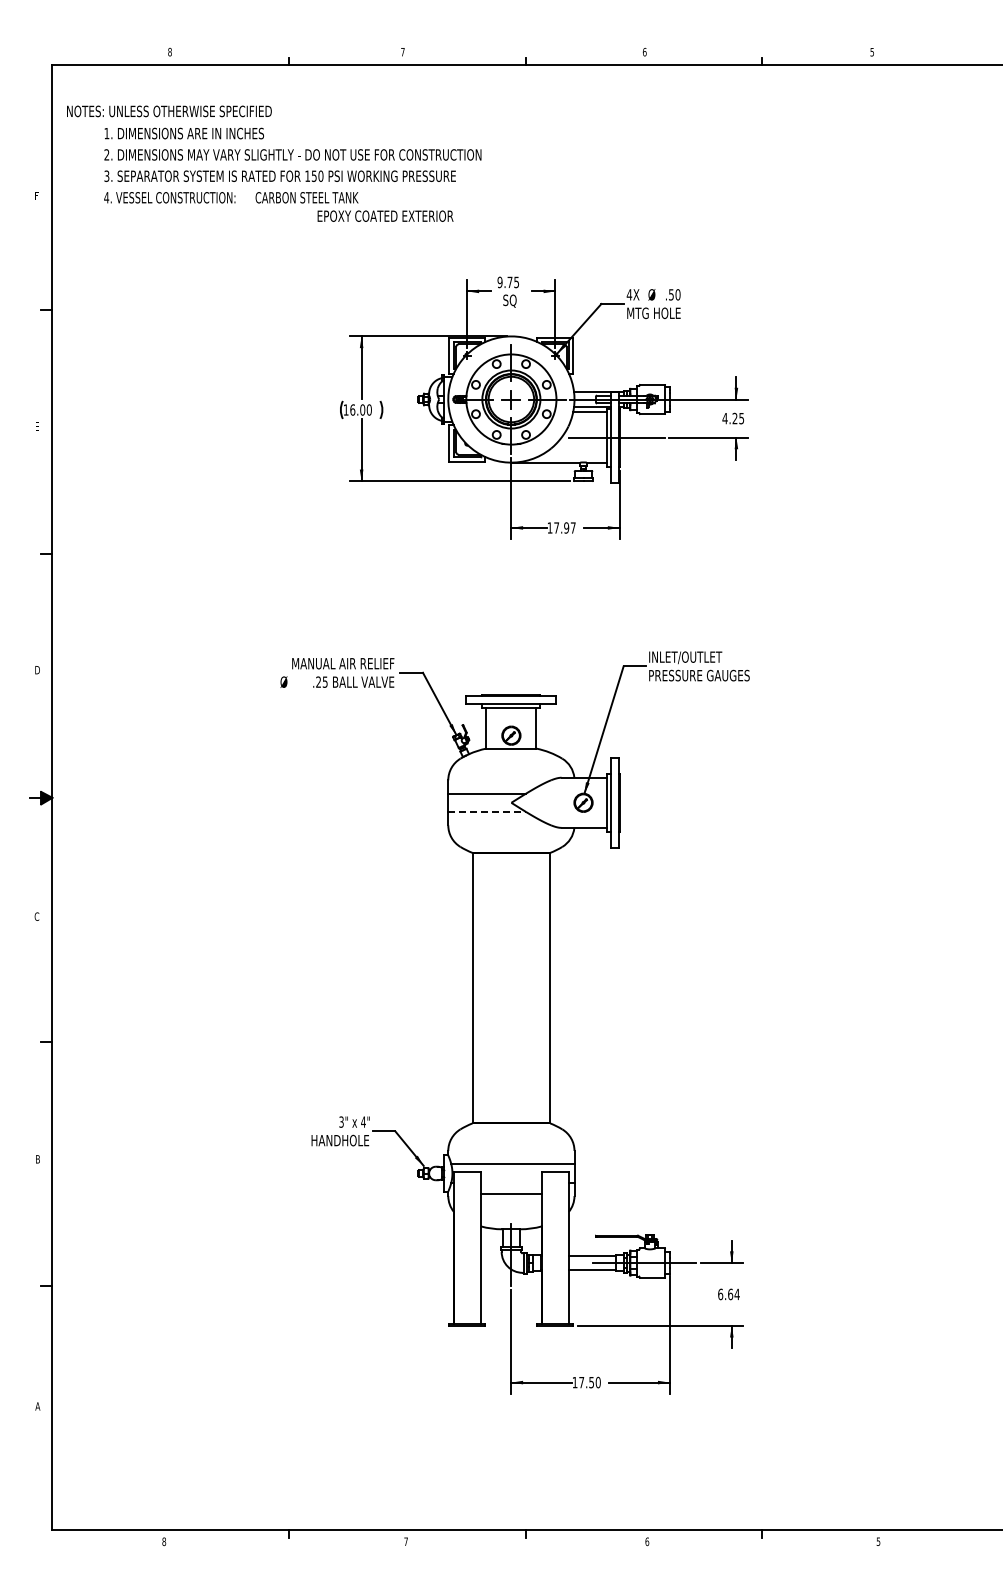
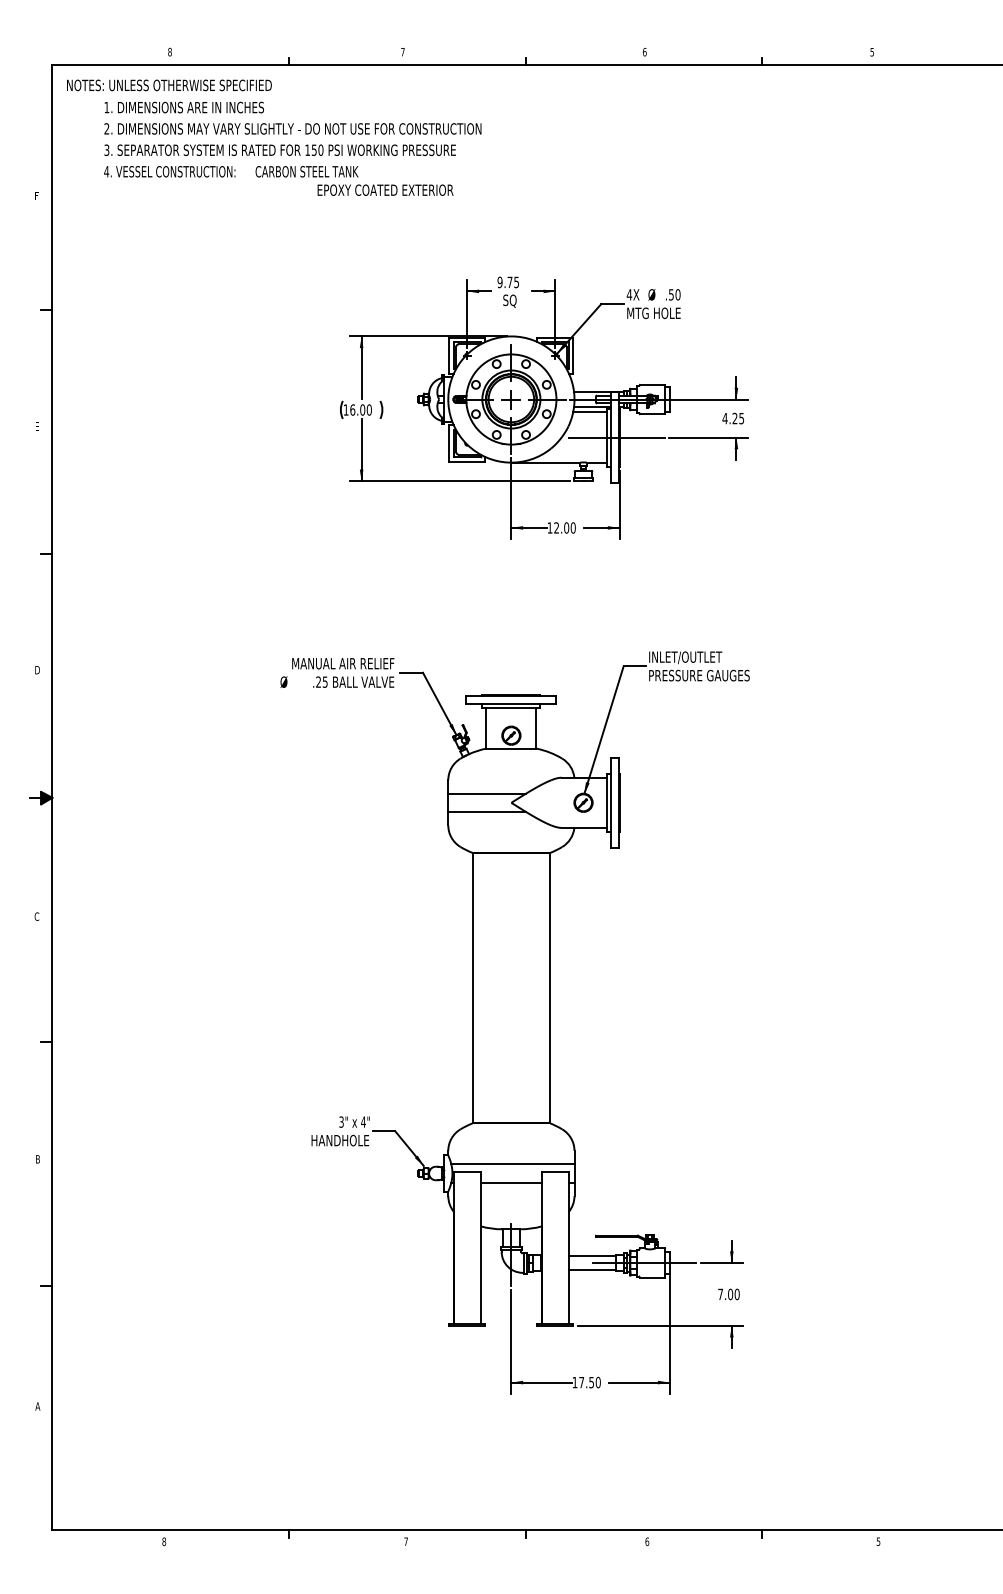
text position: (274, 163) -> (274, 137) (274, 137)
text: 17.97 -> 12.00 (564, 527)
line: dashed -> solid (487, 811)
line position: (510, 1193) -> (510, 1182) (510, 1182)
text: 6.64 -> 7.00 (728, 1294)
